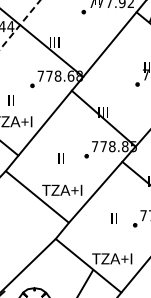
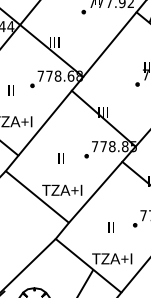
line: dashed -> solid (20, 24)
text position: (10, 100) -> (10, 90) (10, 90)
text position: (113, 218) -> (110, 227) (110, 227)
